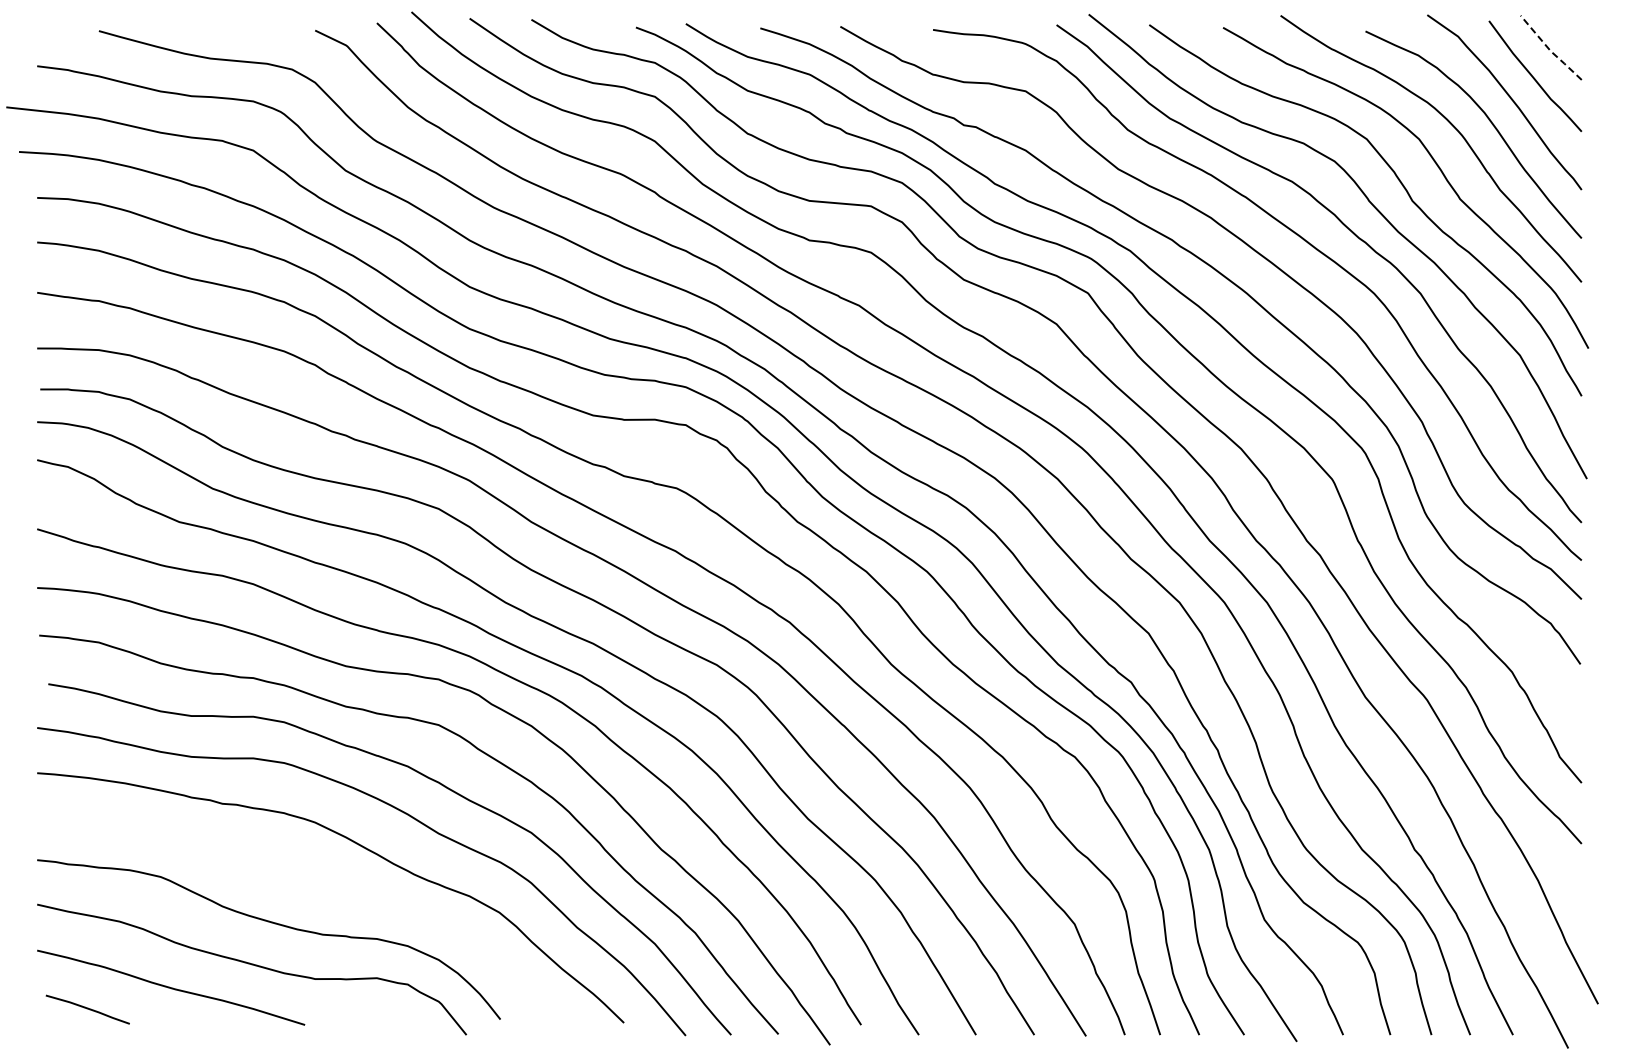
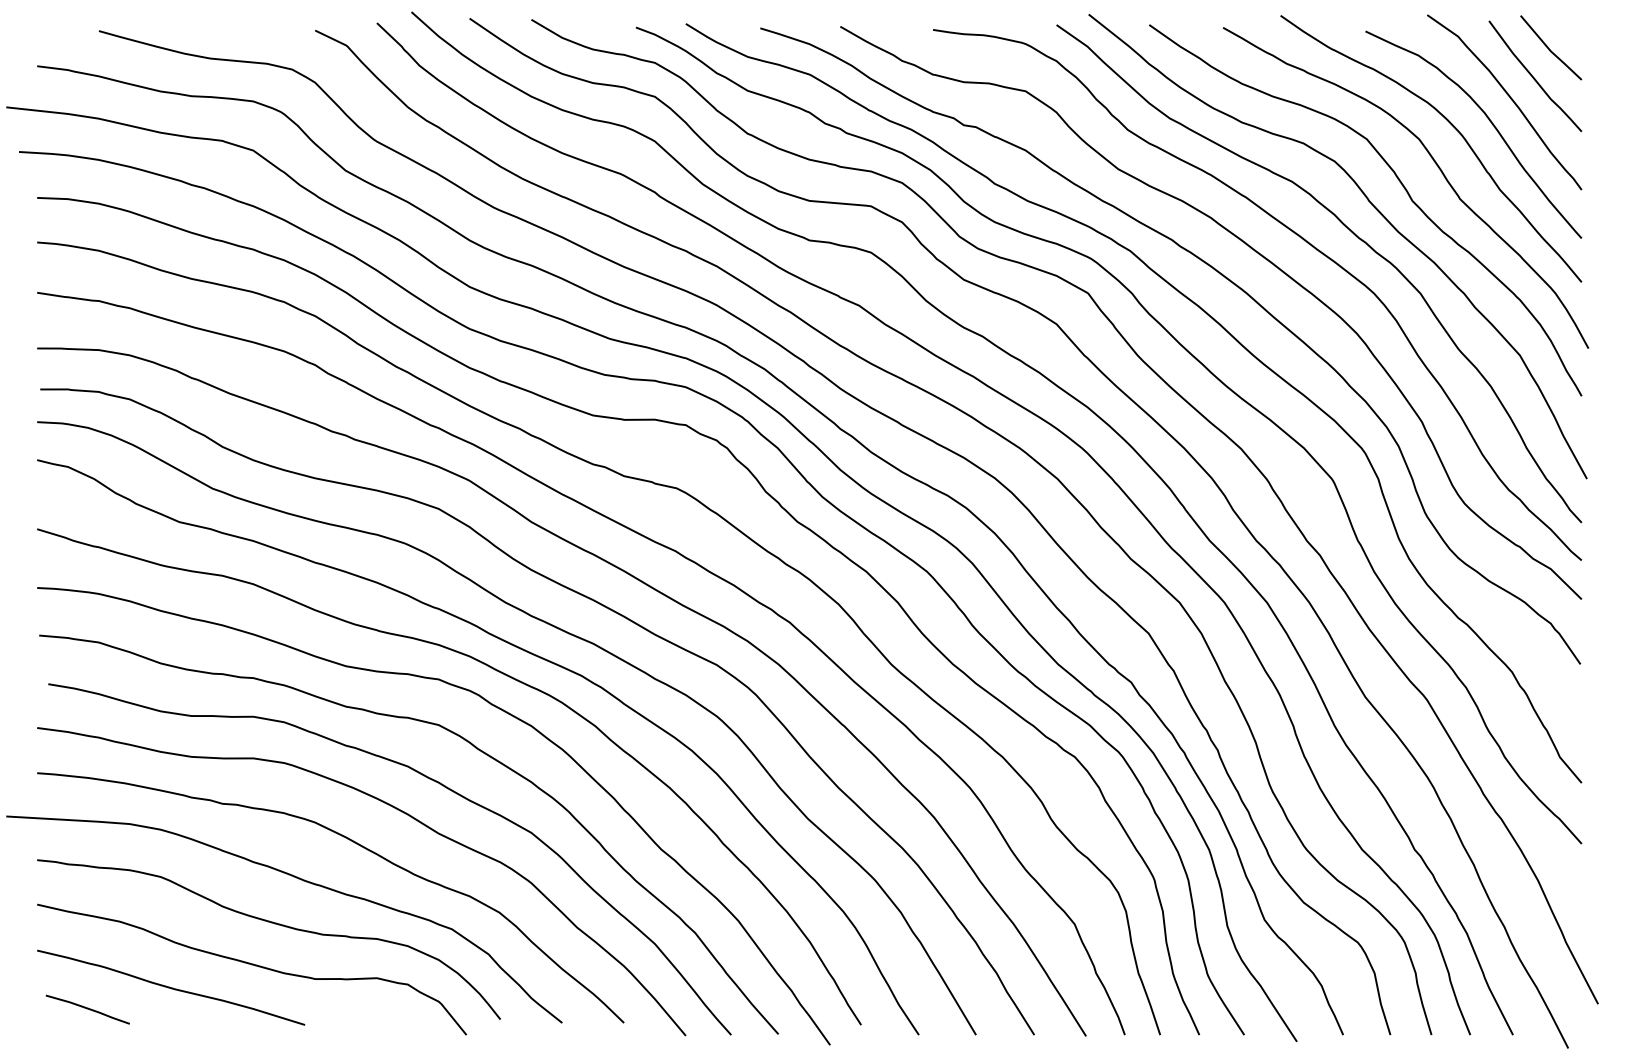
line: dashed -> solid (1550, 50)
curve: none -> present (298, 879)
